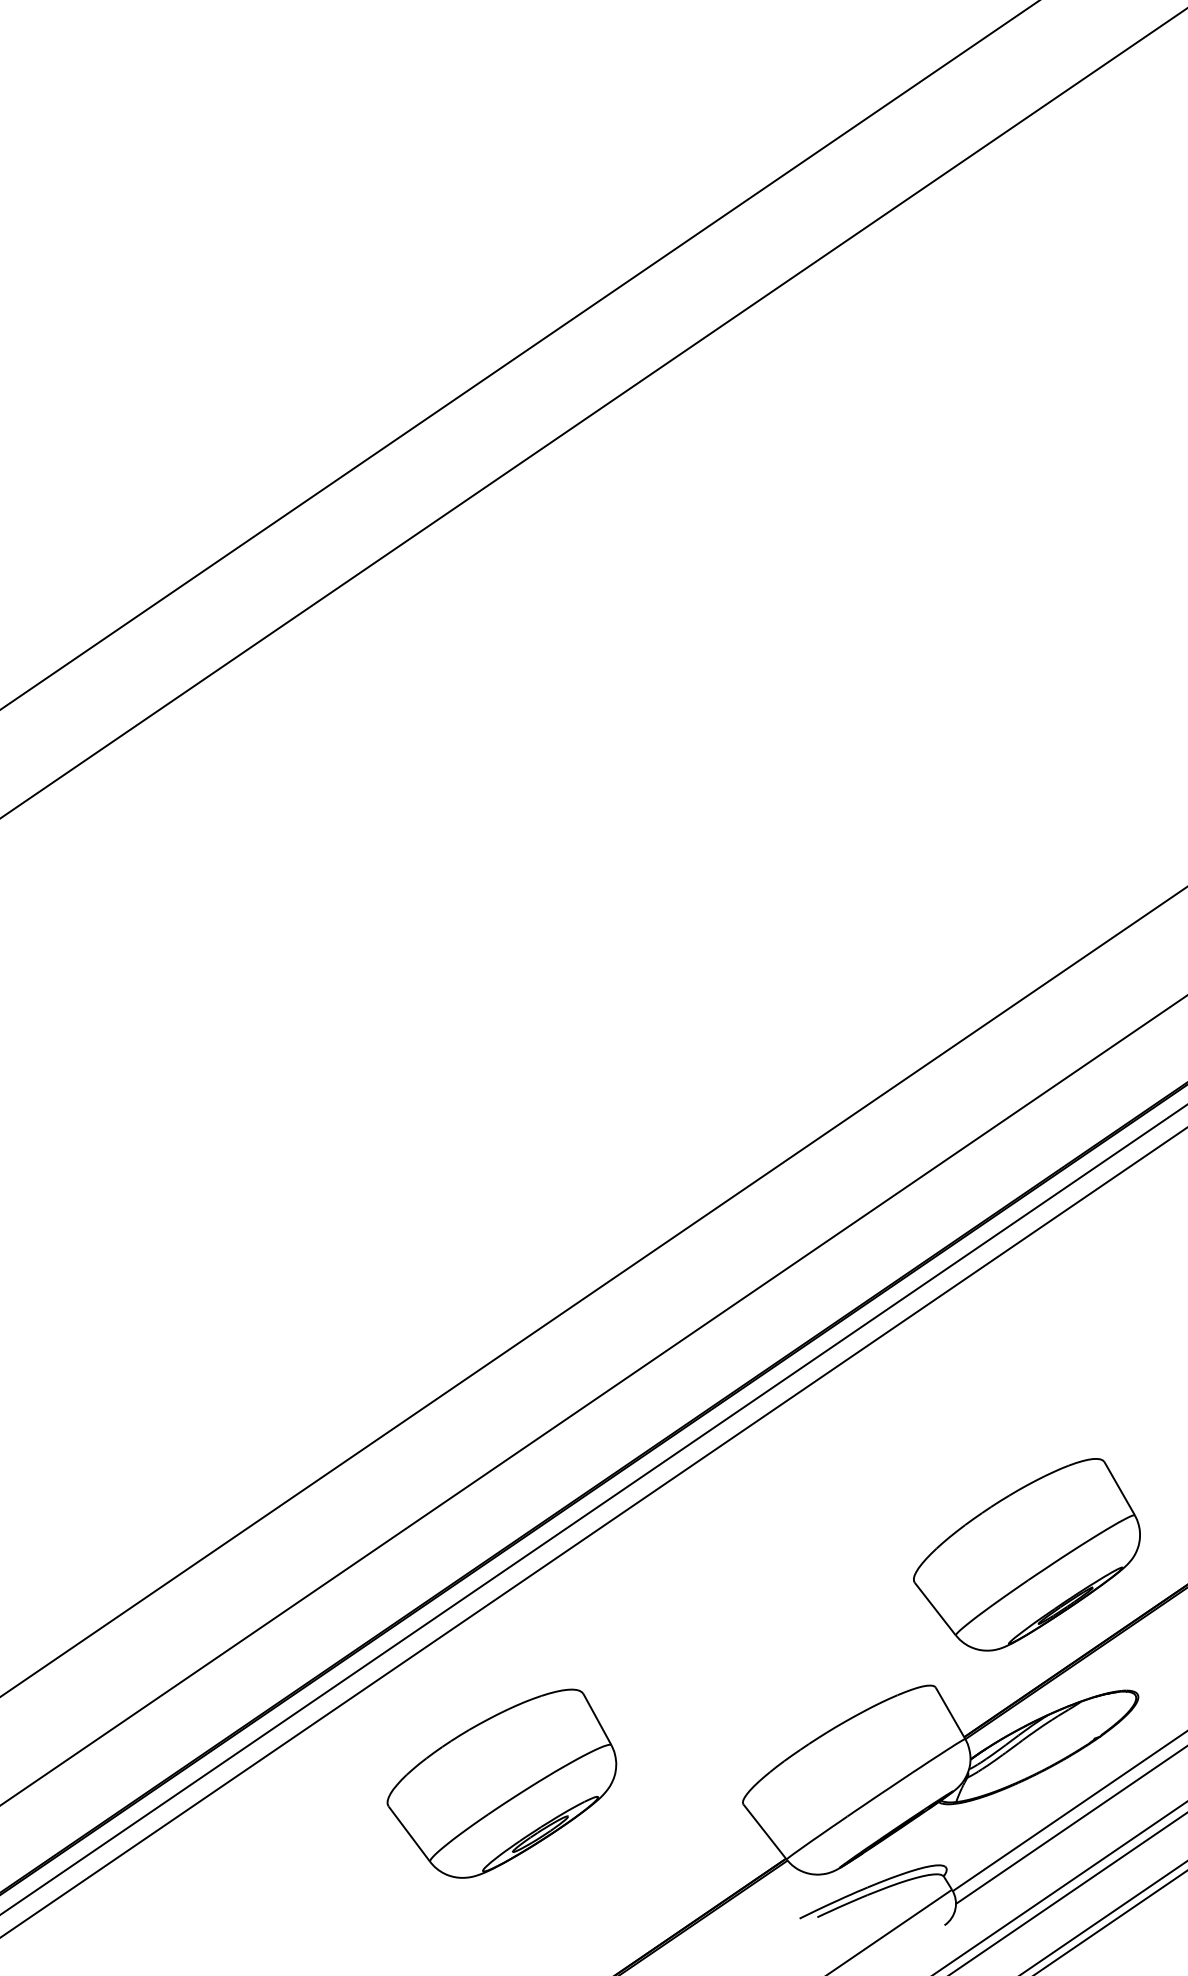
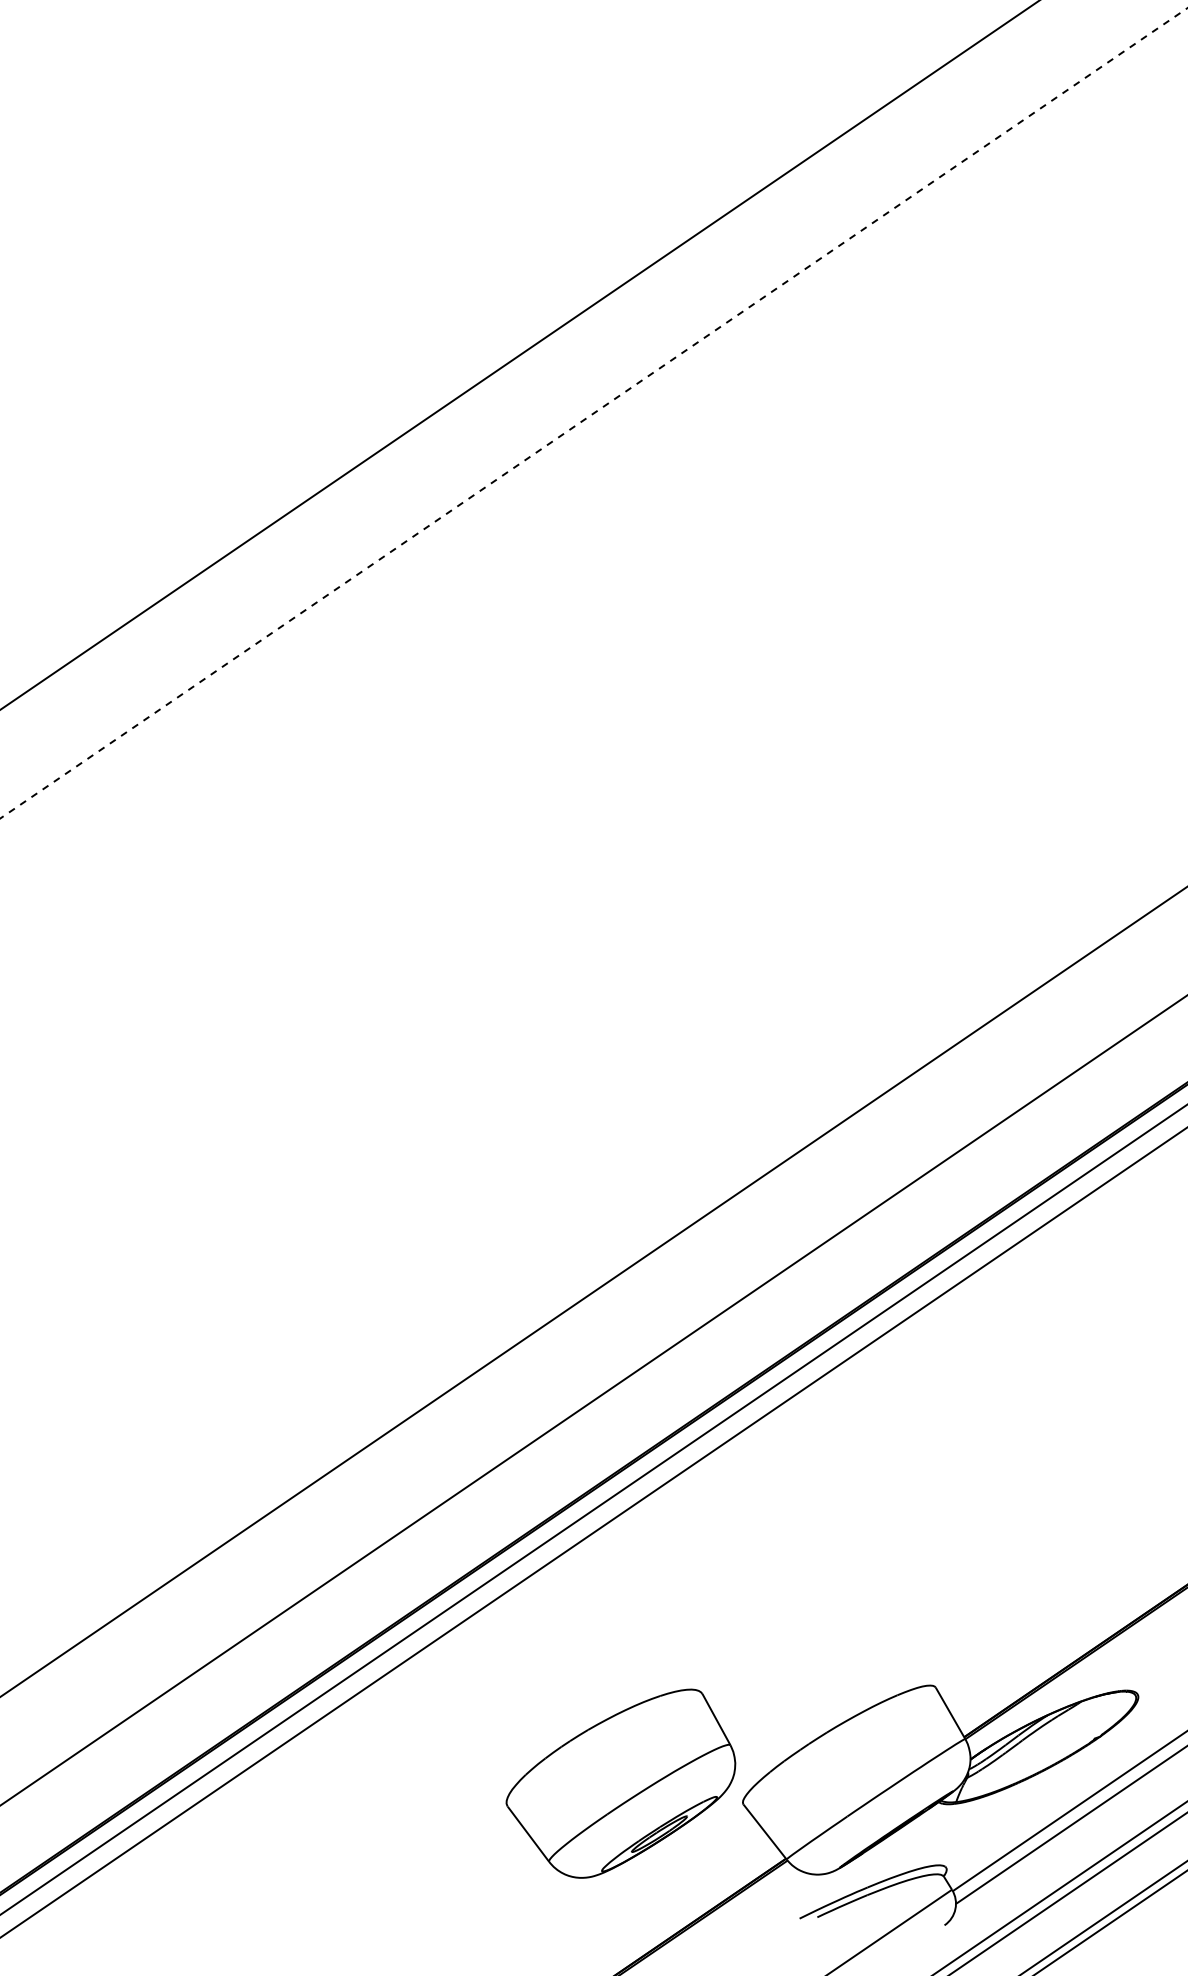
line: solid -> dashed (593, 413)
part: present -> none (1026, 1554)
part position: (501, 1783) -> (620, 1783) (620, 1783)
